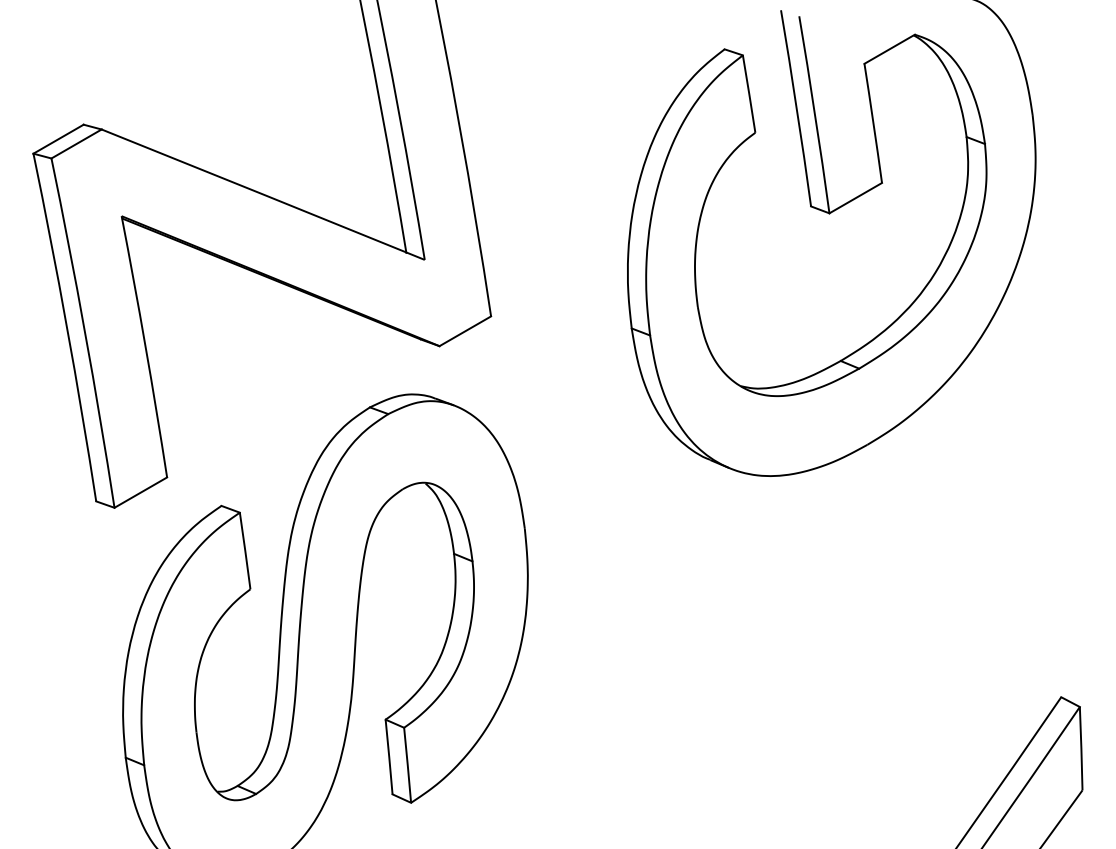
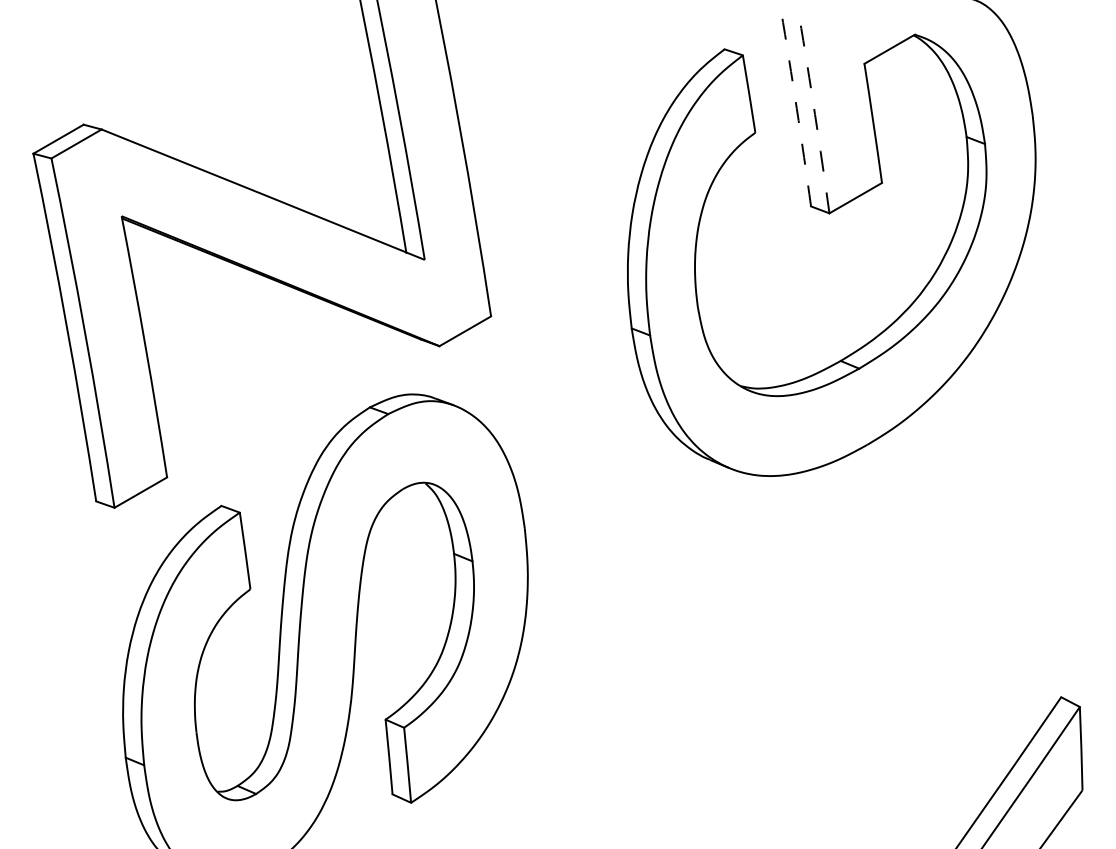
arc: solid -> dashed (796, 108)
arc: solid -> dashed (815, 114)
